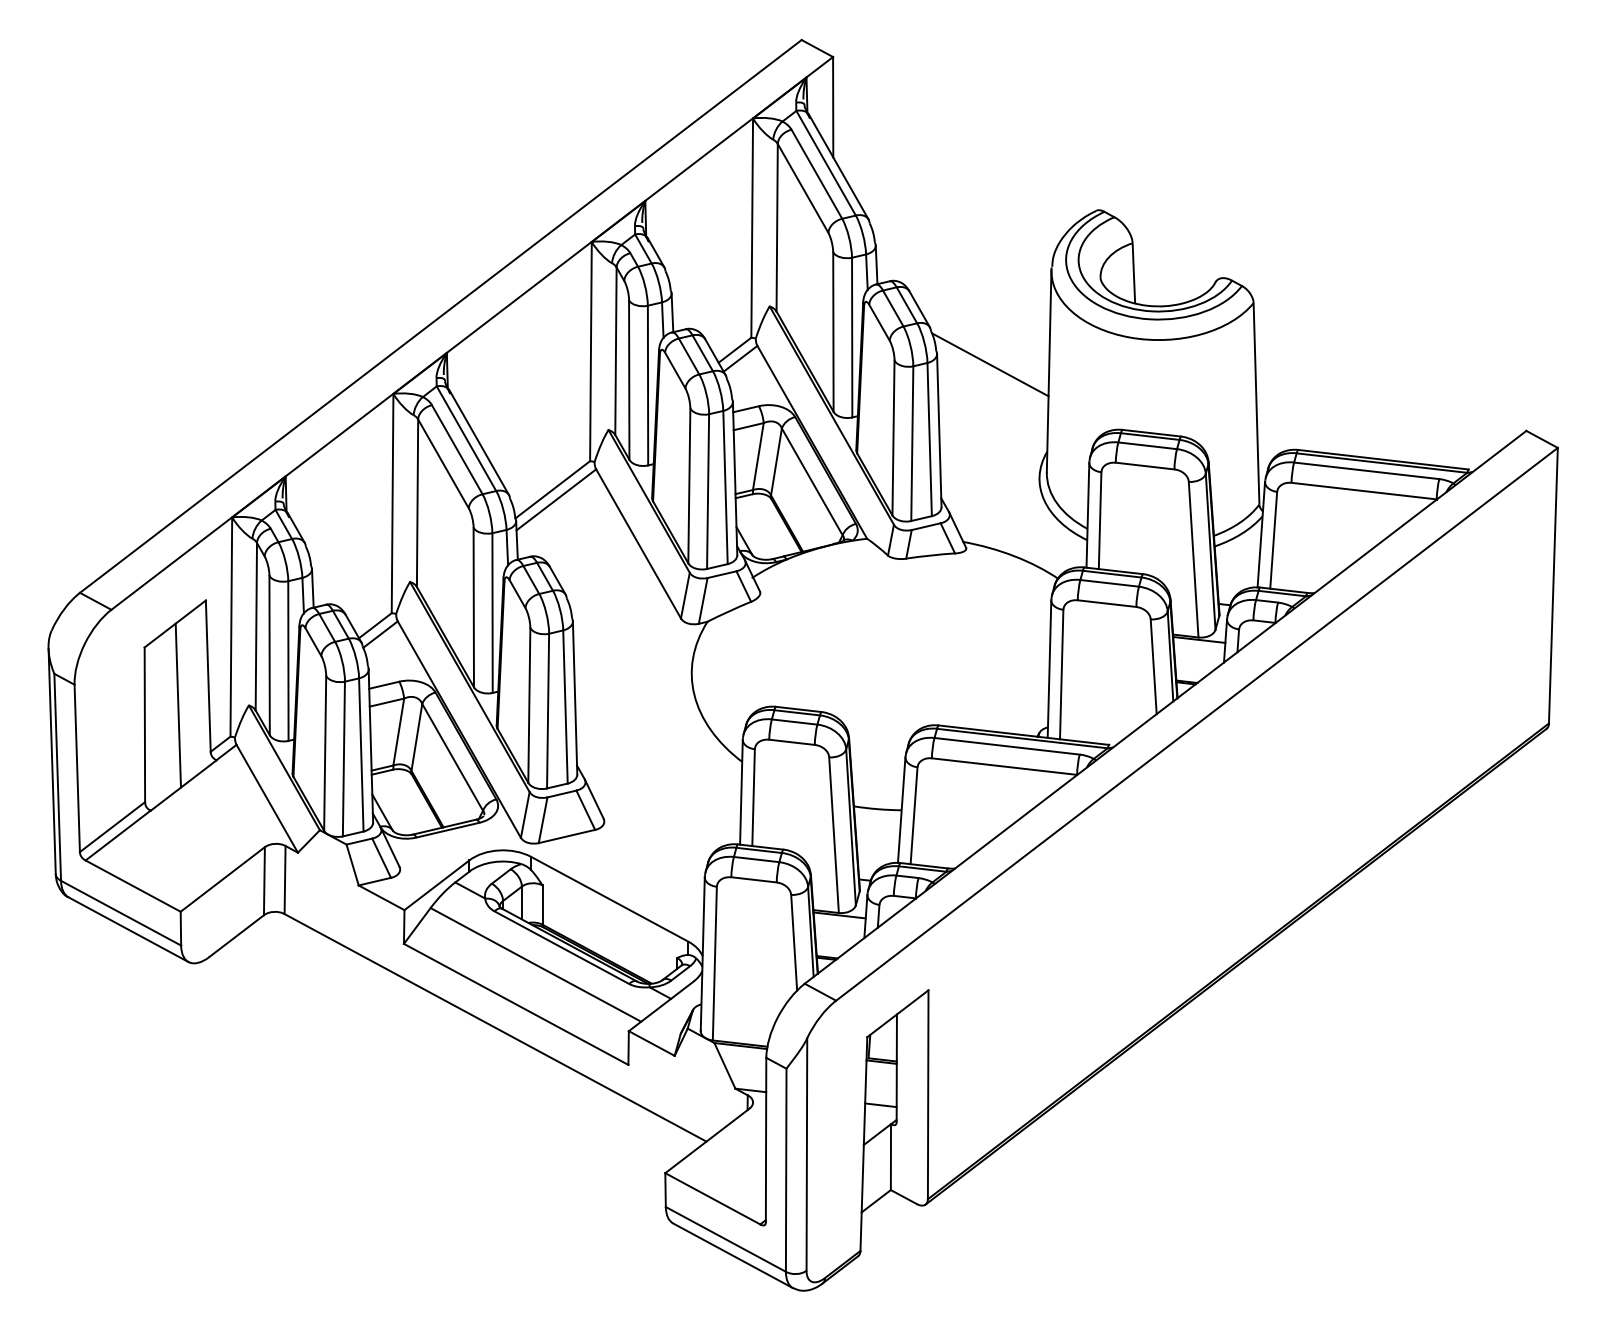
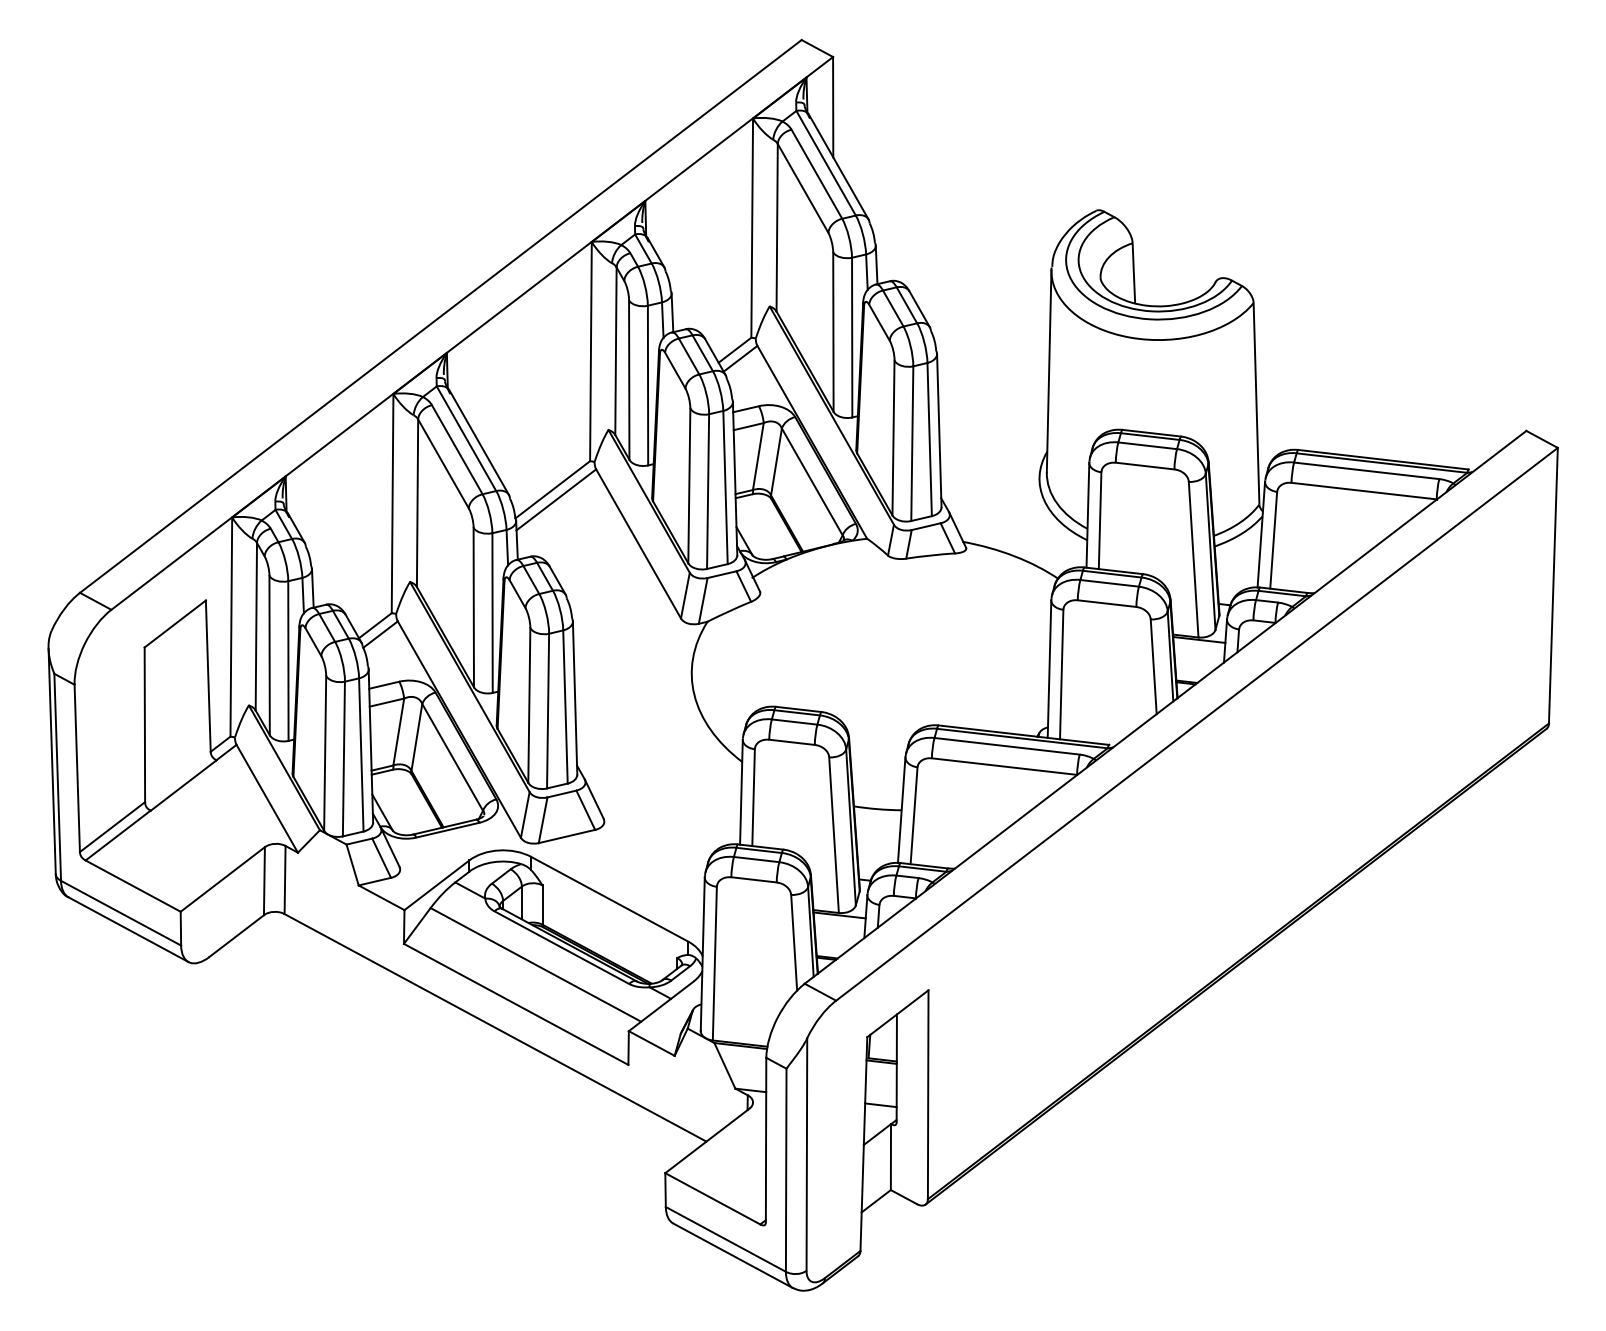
line: present -> none (990, 364)
line: present -> none (177, 705)
